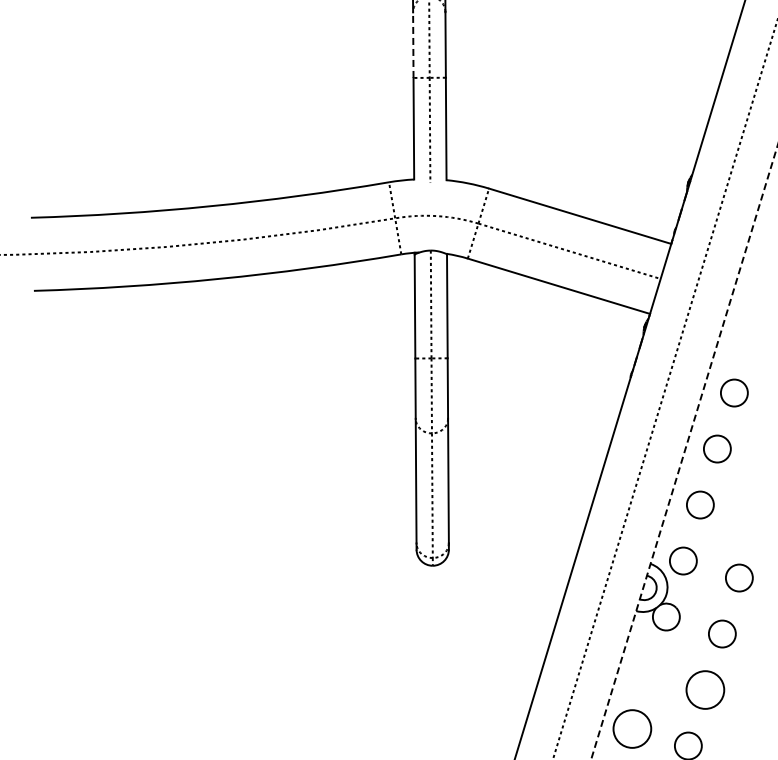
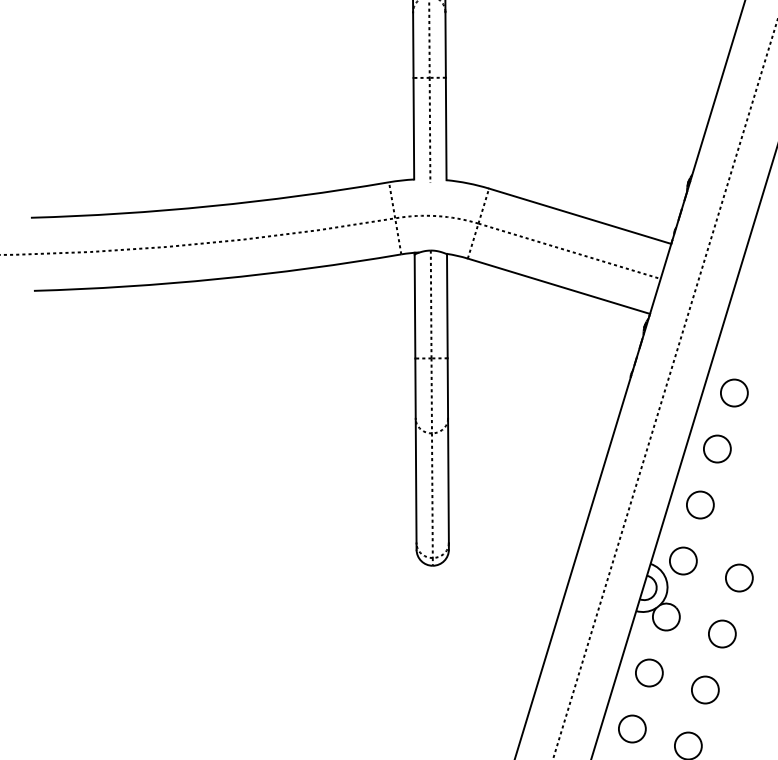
line: dashed -> solid (413, 45)
line: dashed -> solid (684, 452)
circle: none -> present (649, 672)
circle diameter: 38 px -> 27 px (704, 689)
circle diameter: 38 px -> 27 px (631, 728)
